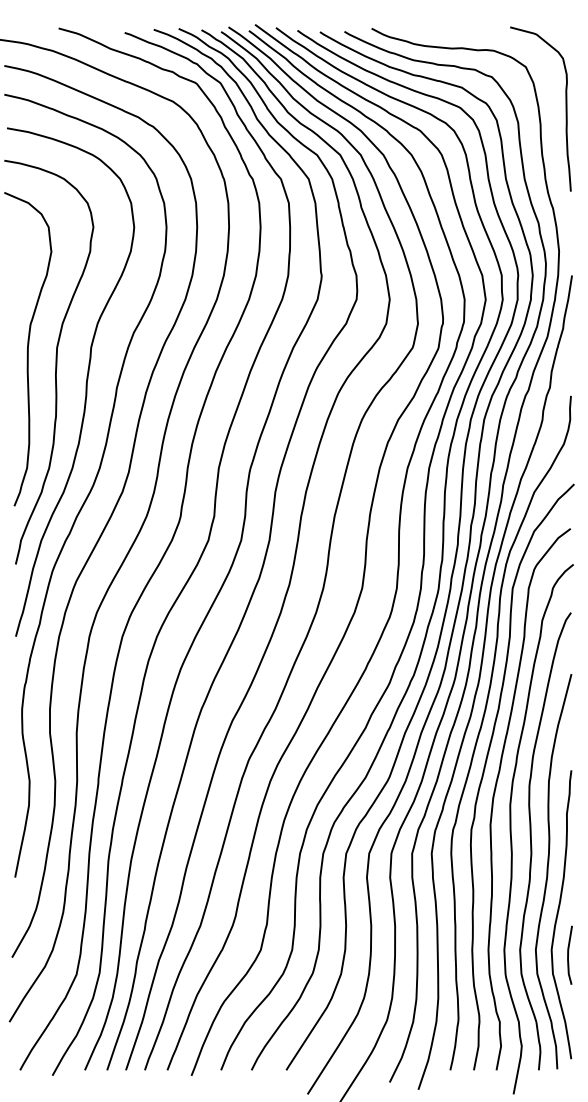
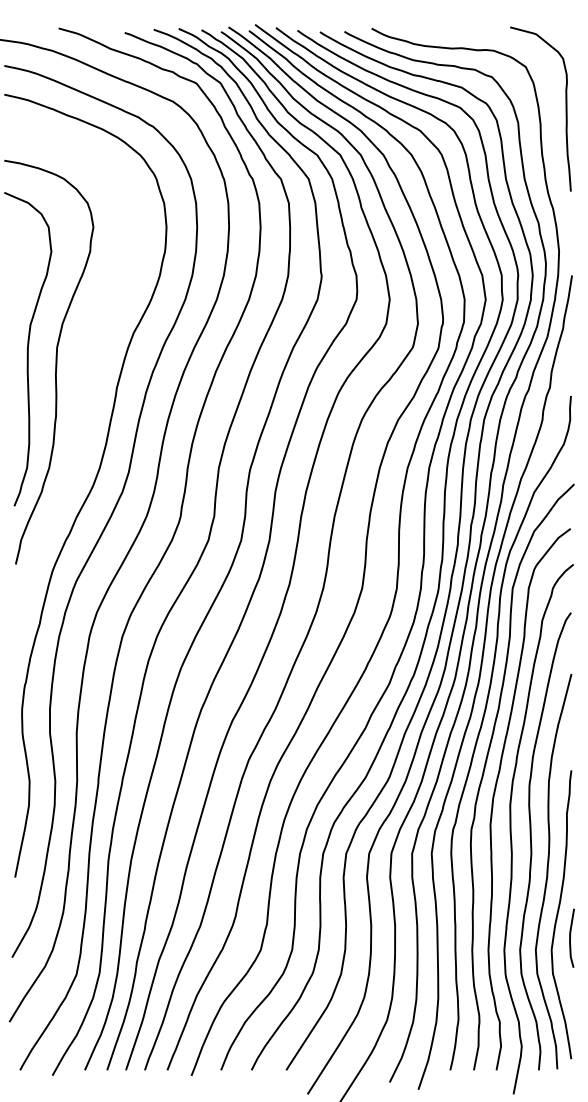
curve: present -> none (85, 383)
line position: (568, 954) -> (570, 937) (570, 937)
